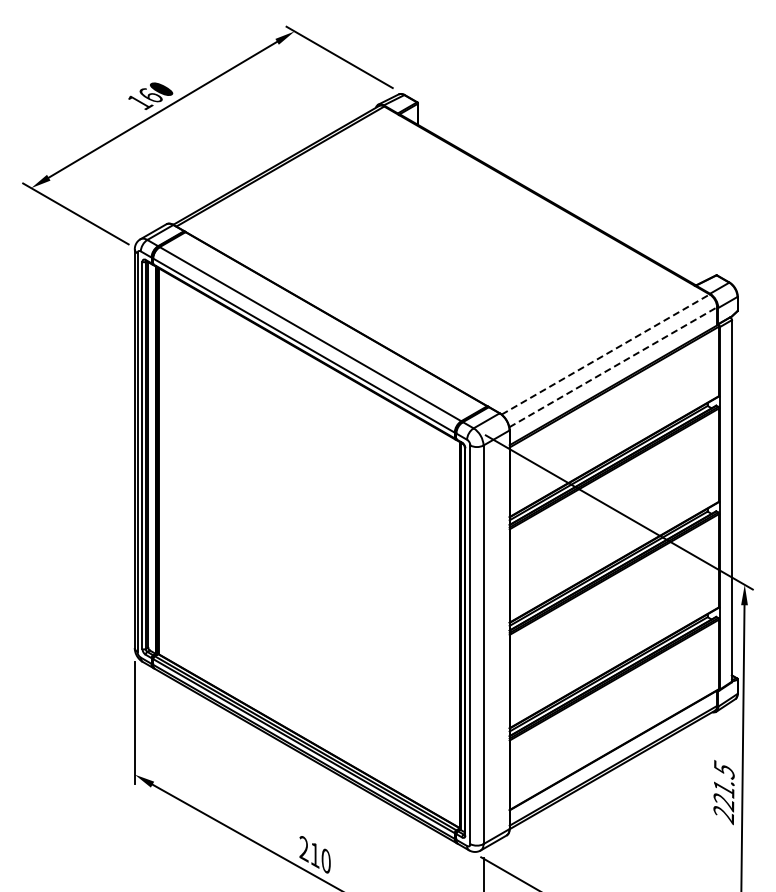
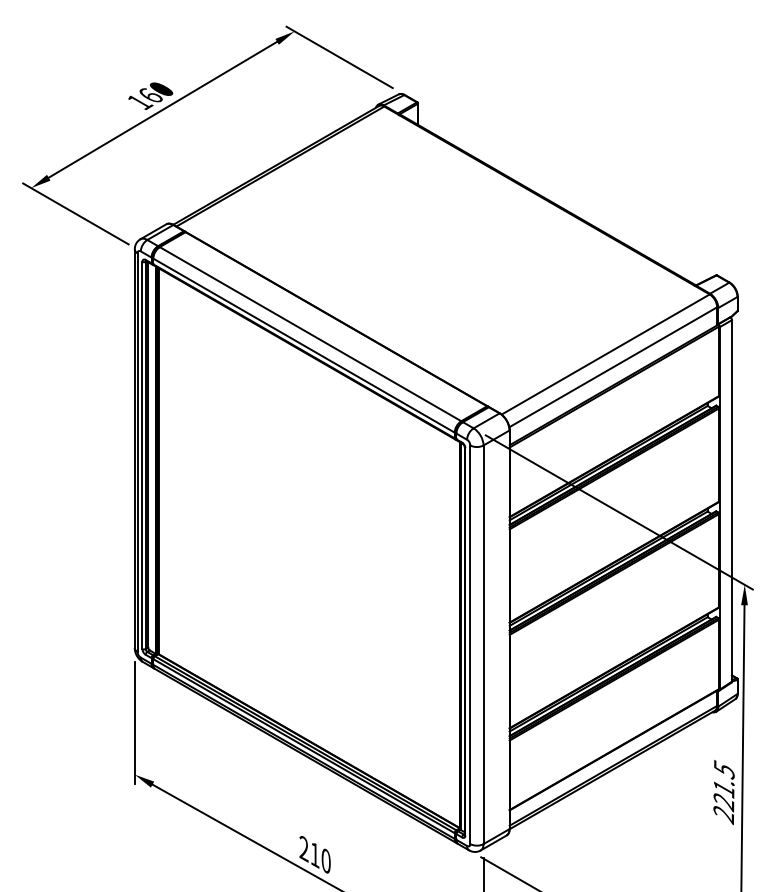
line: dashed -> solid (606, 354)
line: dashed -> solid (613, 367)
